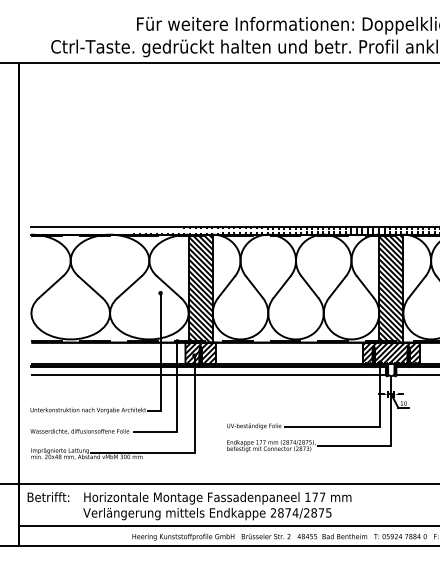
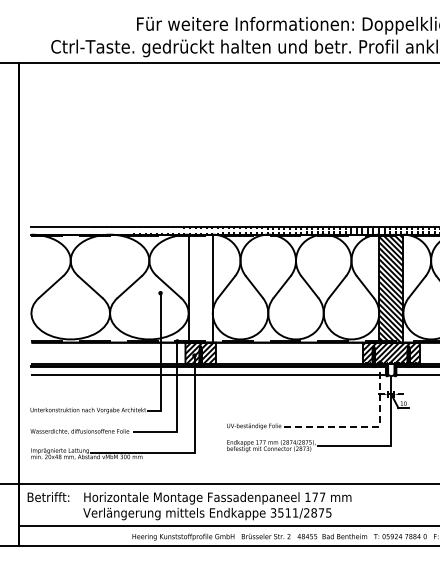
hatch: present -> none (200, 288)
line: solid -> dashed (365, 426)
text: 2874/2875 -> 3511/2875 (284, 512)
